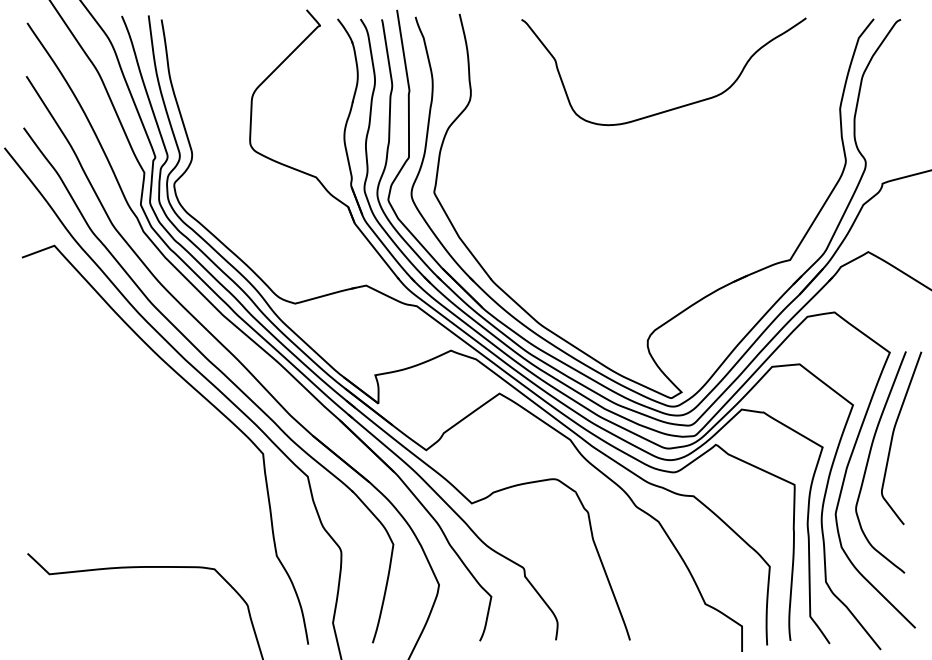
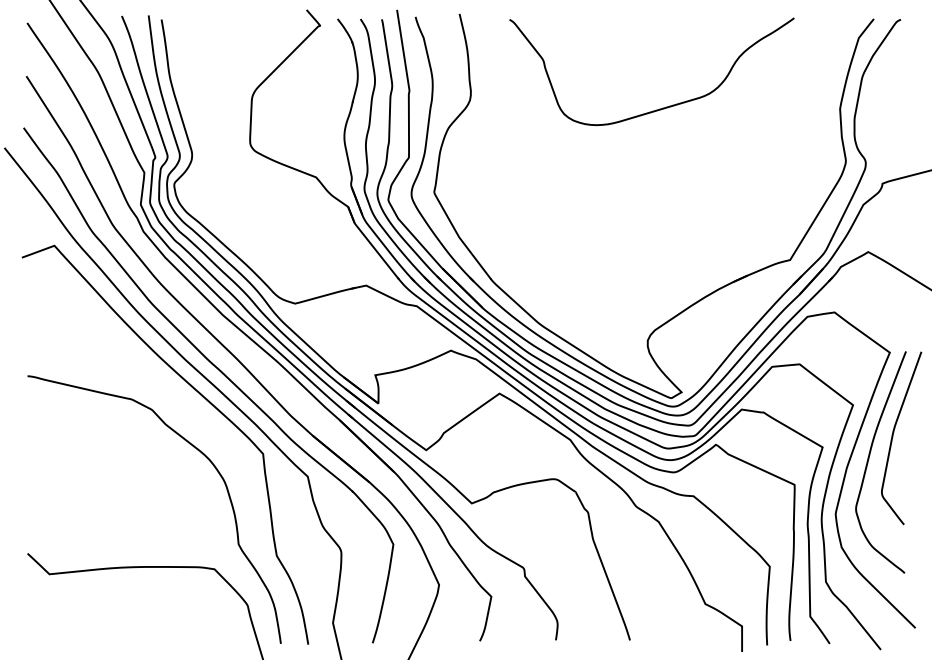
curve position: (674, 107) -> (662, 107) (662, 107)
curve: none -> present (198, 451)
